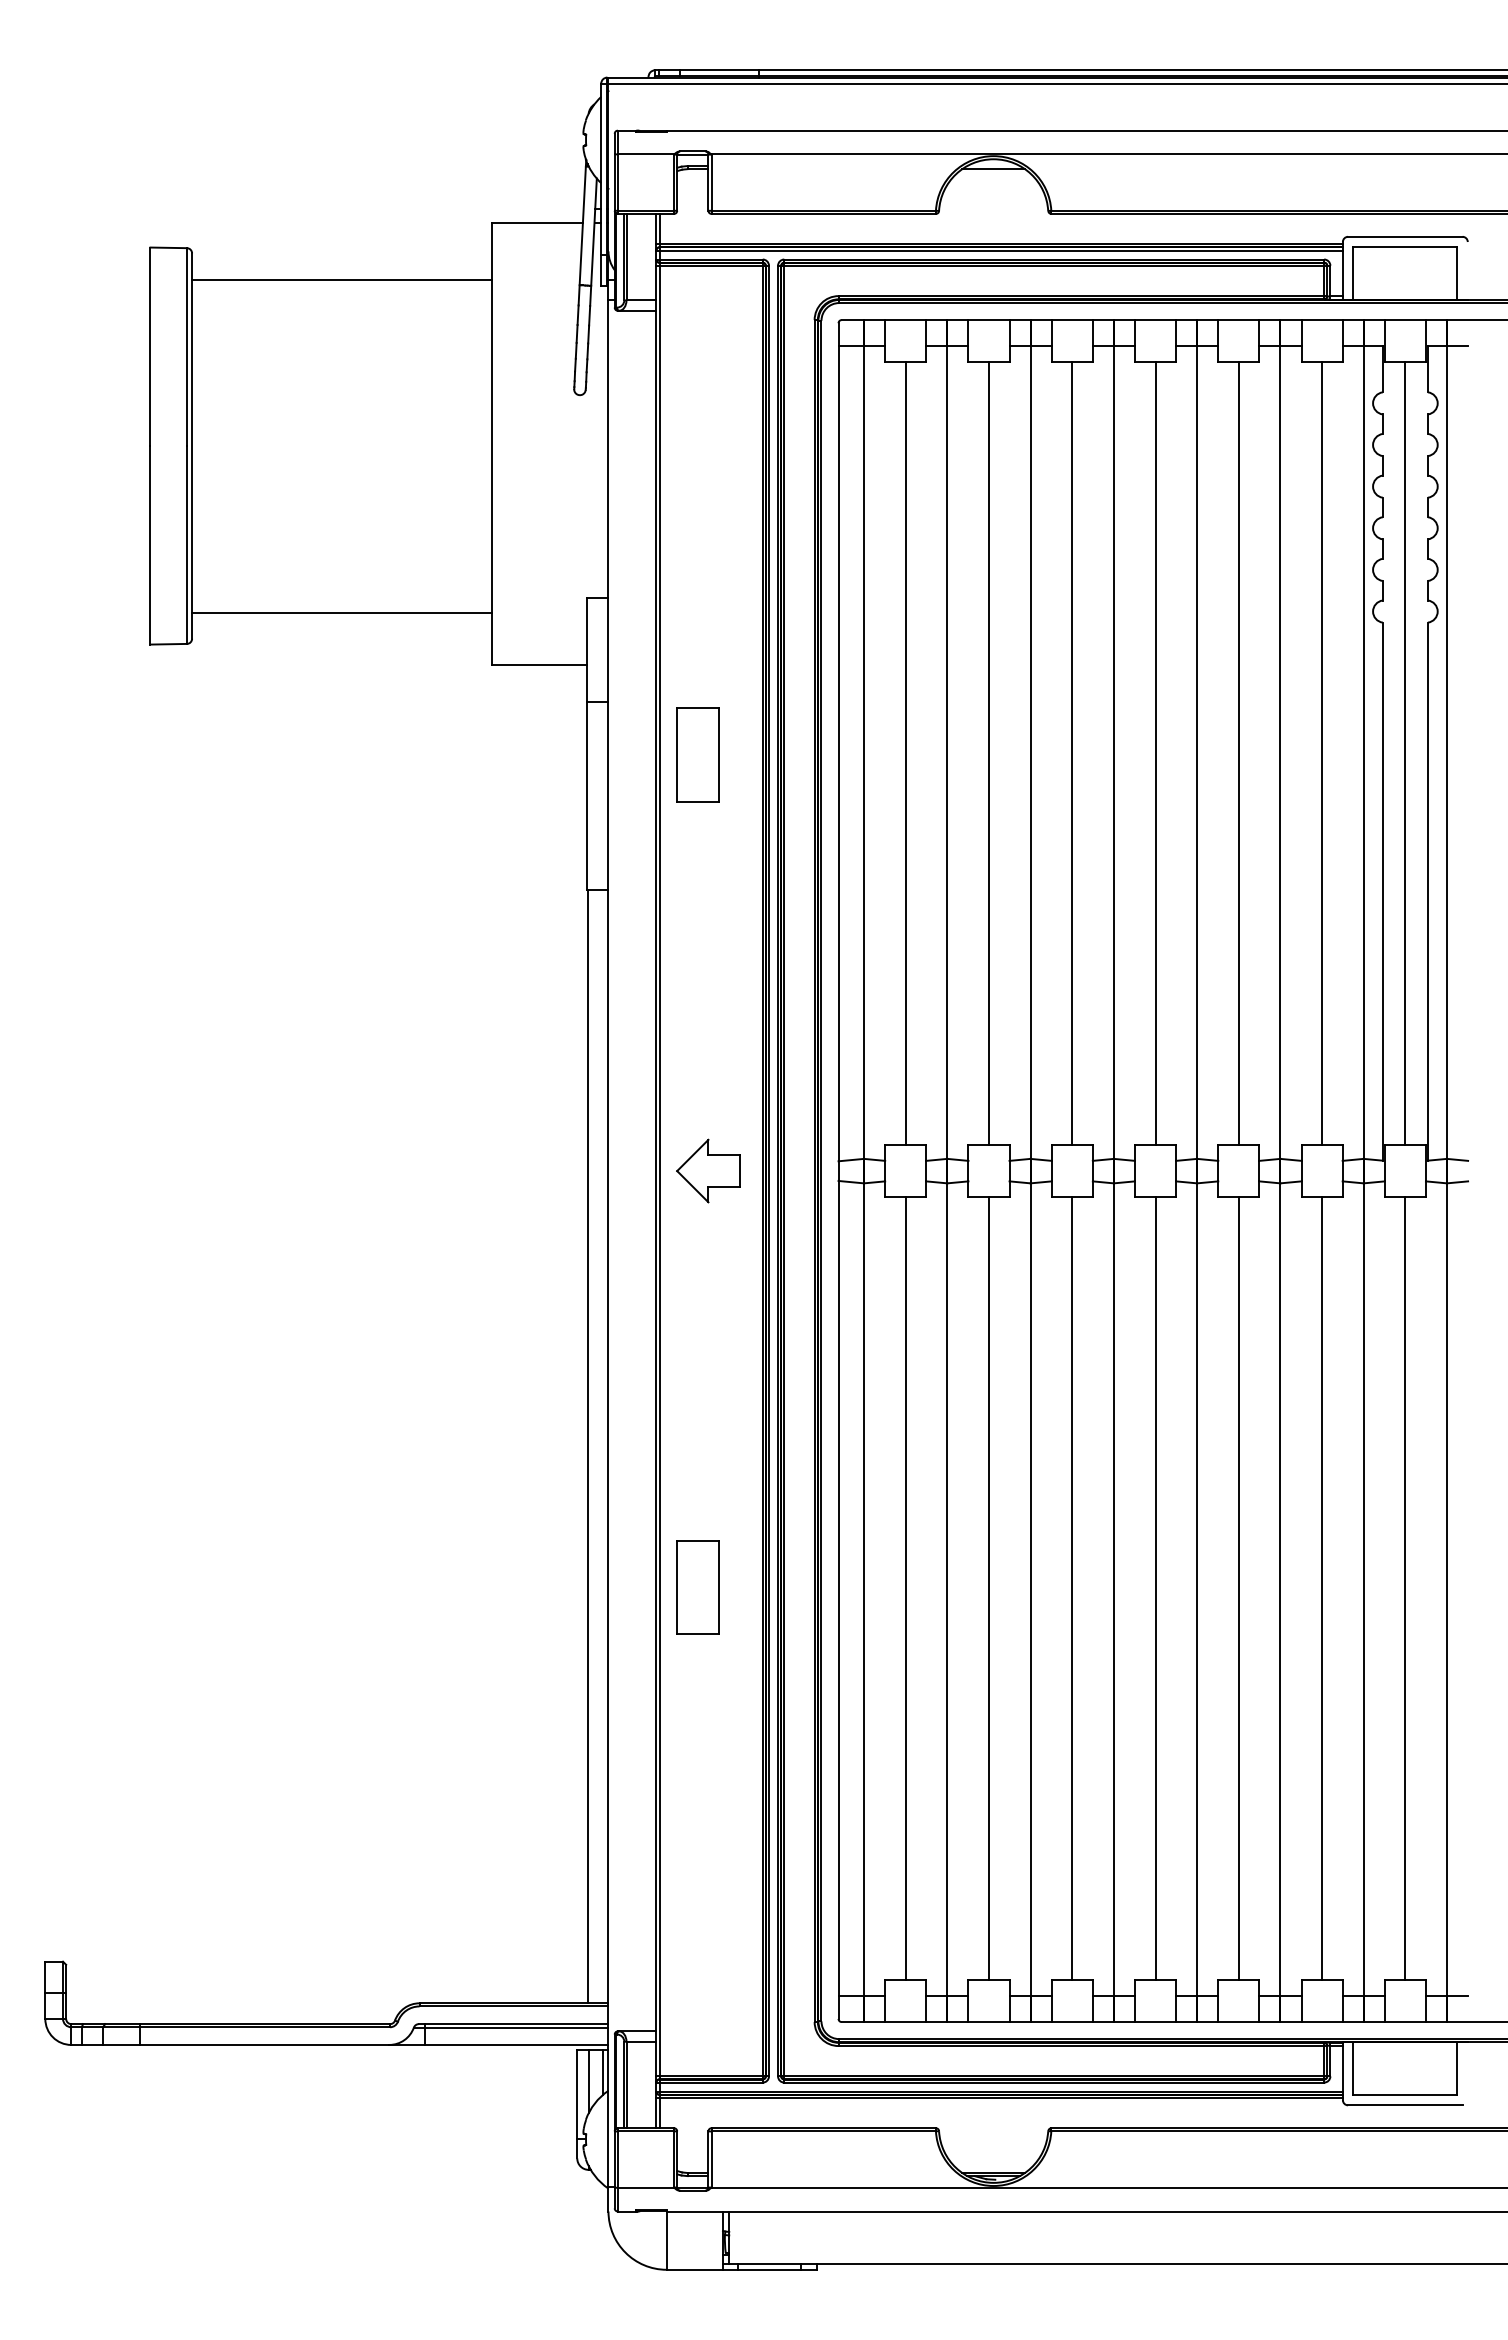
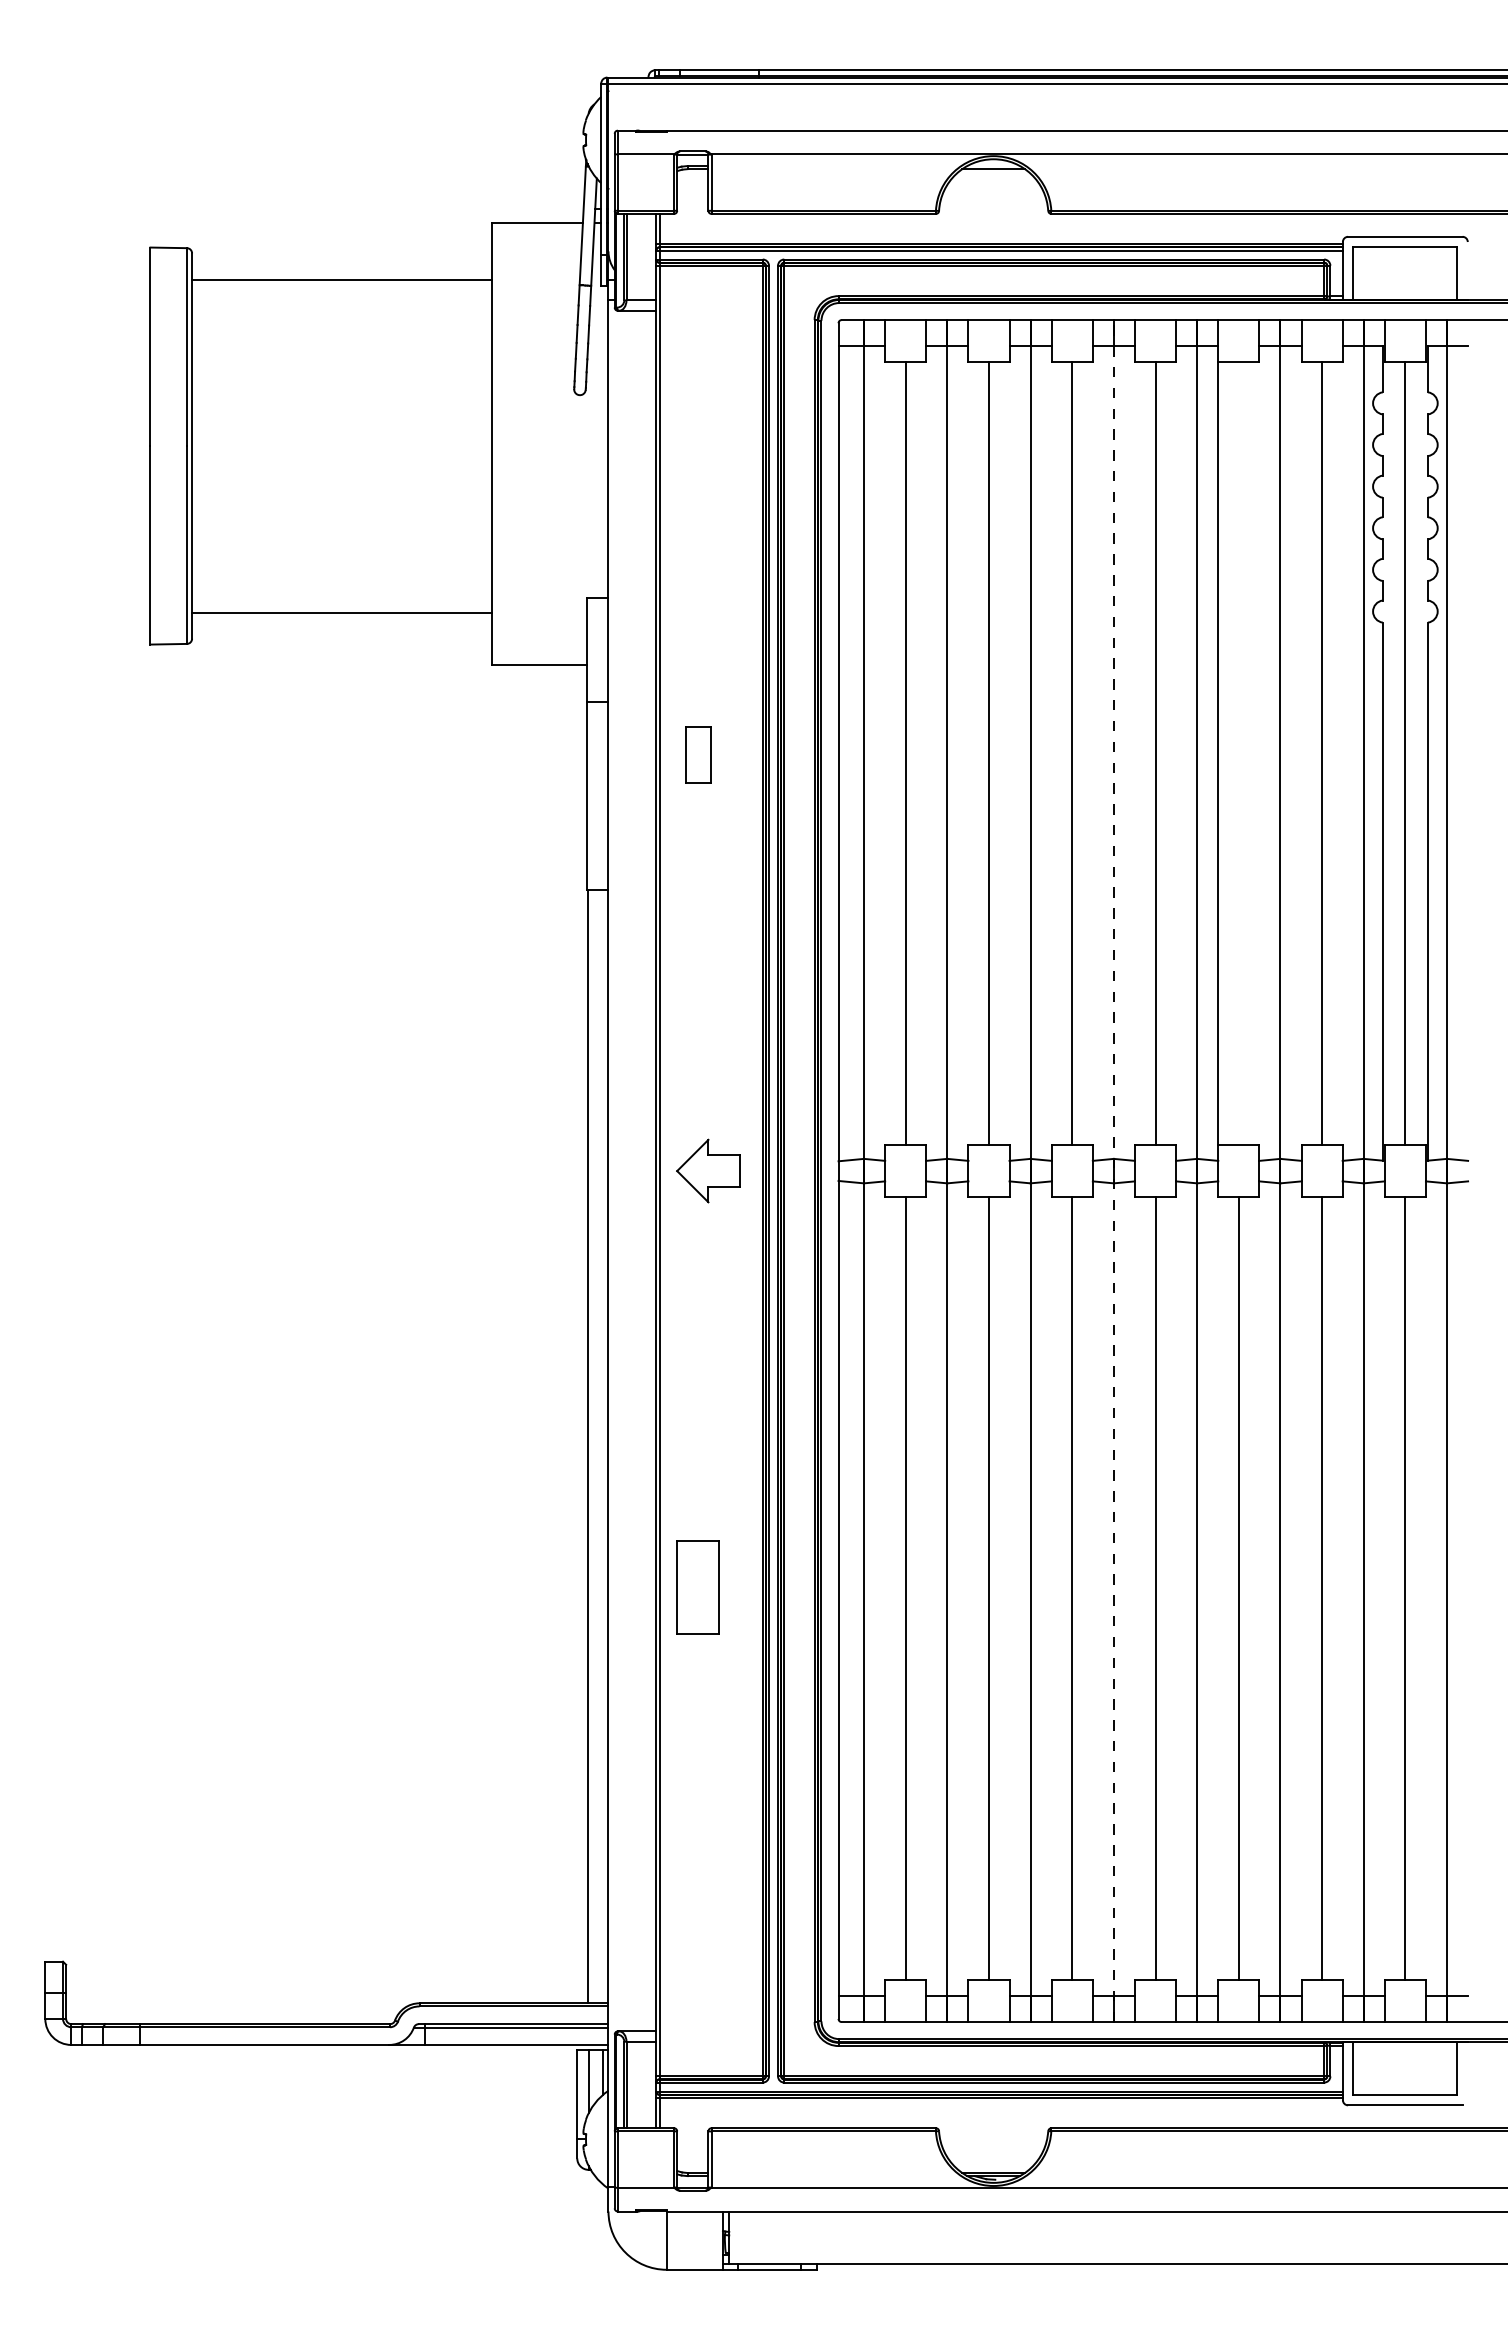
line position: (1238, 753) -> (1217, 753) (1217, 753)
part size: 44x96 px -> 27x58 px (698, 754)
line: solid -> dashed (1113, 1171)
